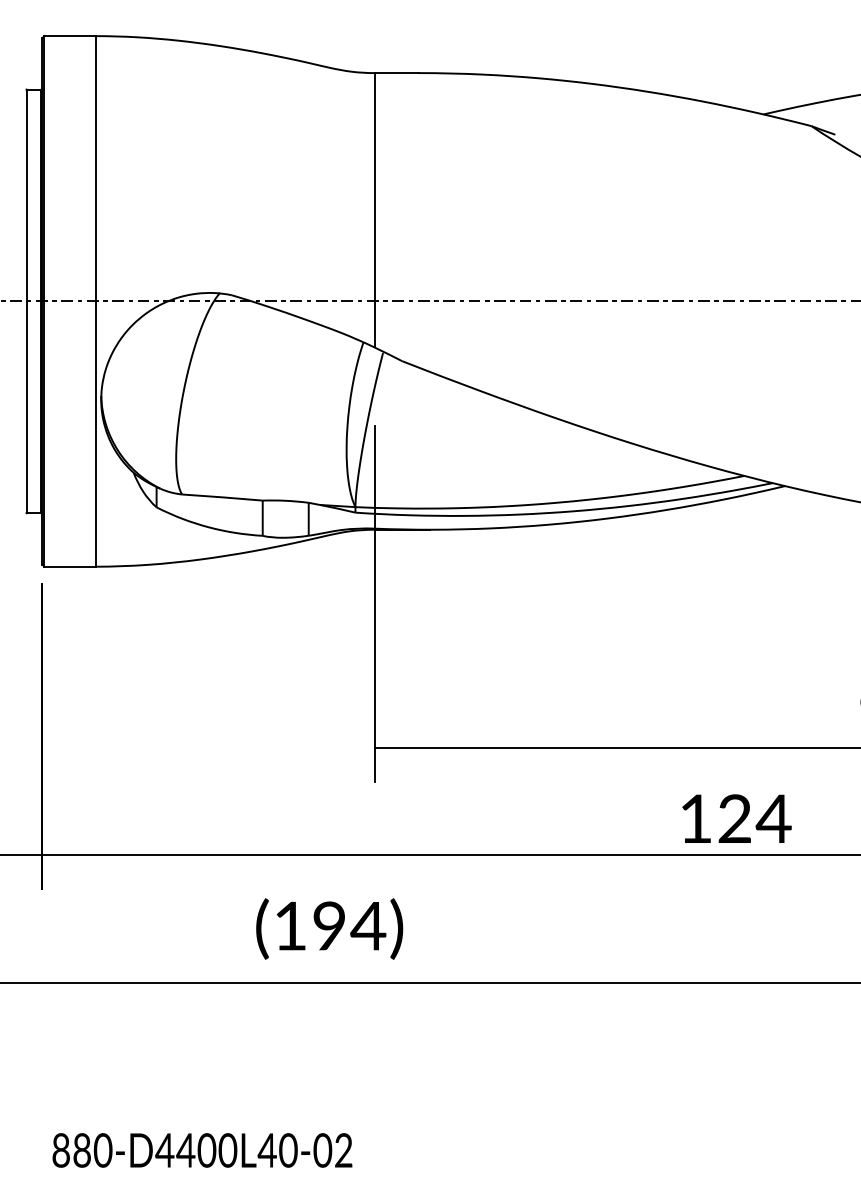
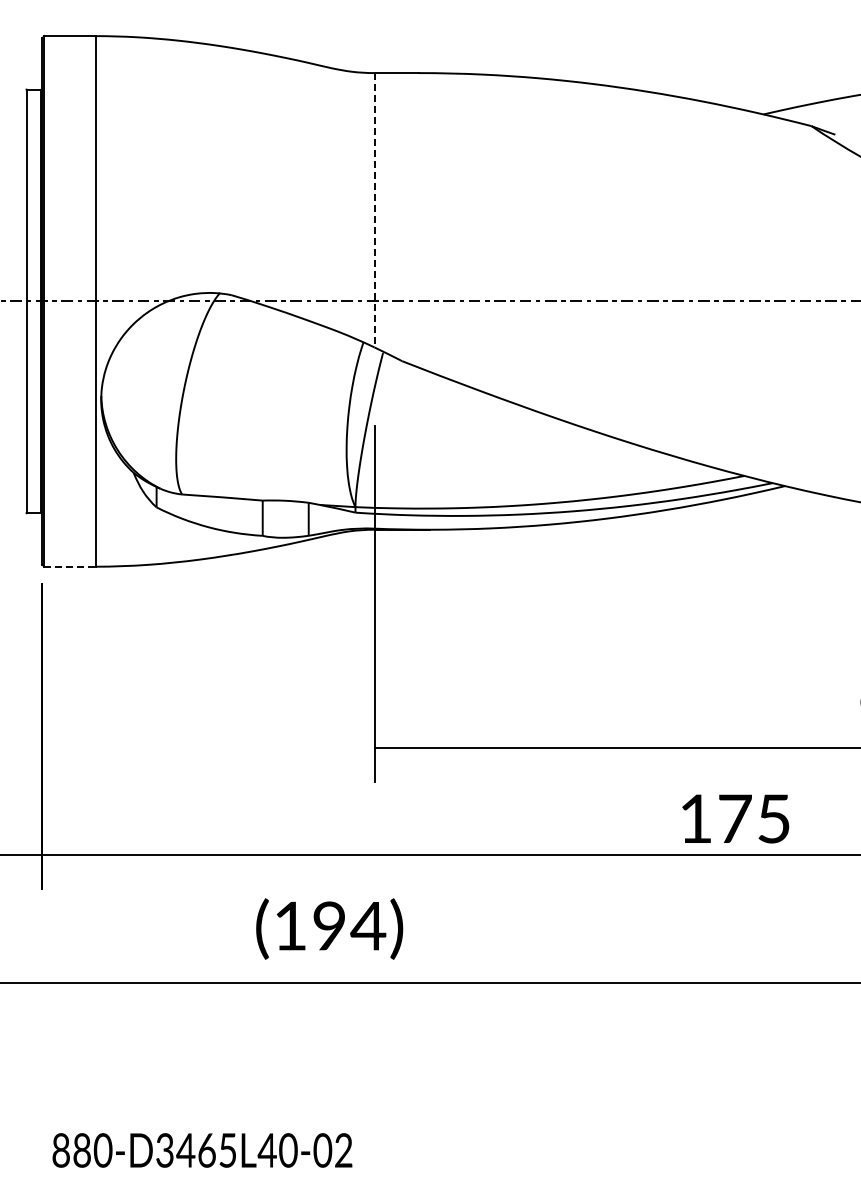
line: solid -> dashed (374, 210)
line: solid -> dashed (70, 566)
text: 124 -> 175 (754, 818)
text: 880-D4400L40-02 -> 880-D3465L40-02 (196, 1150)
